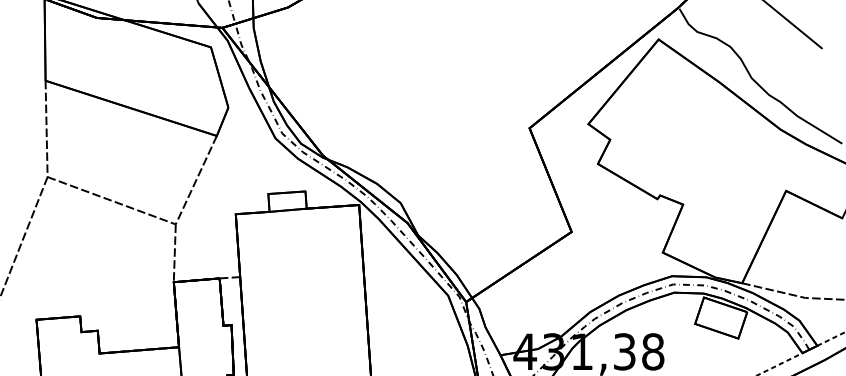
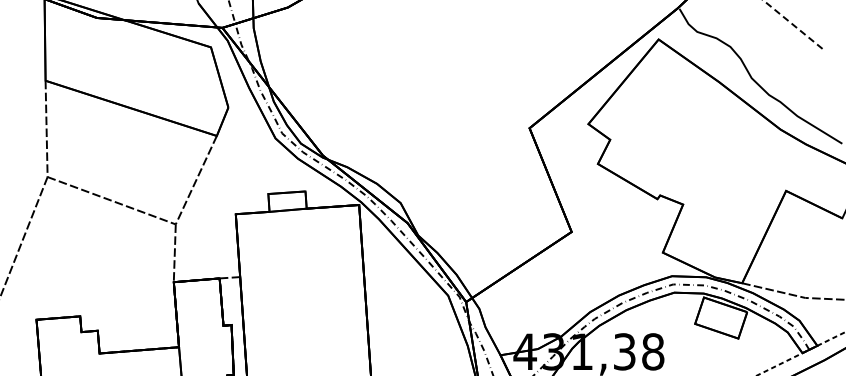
line: solid -> dashed (792, 24)
